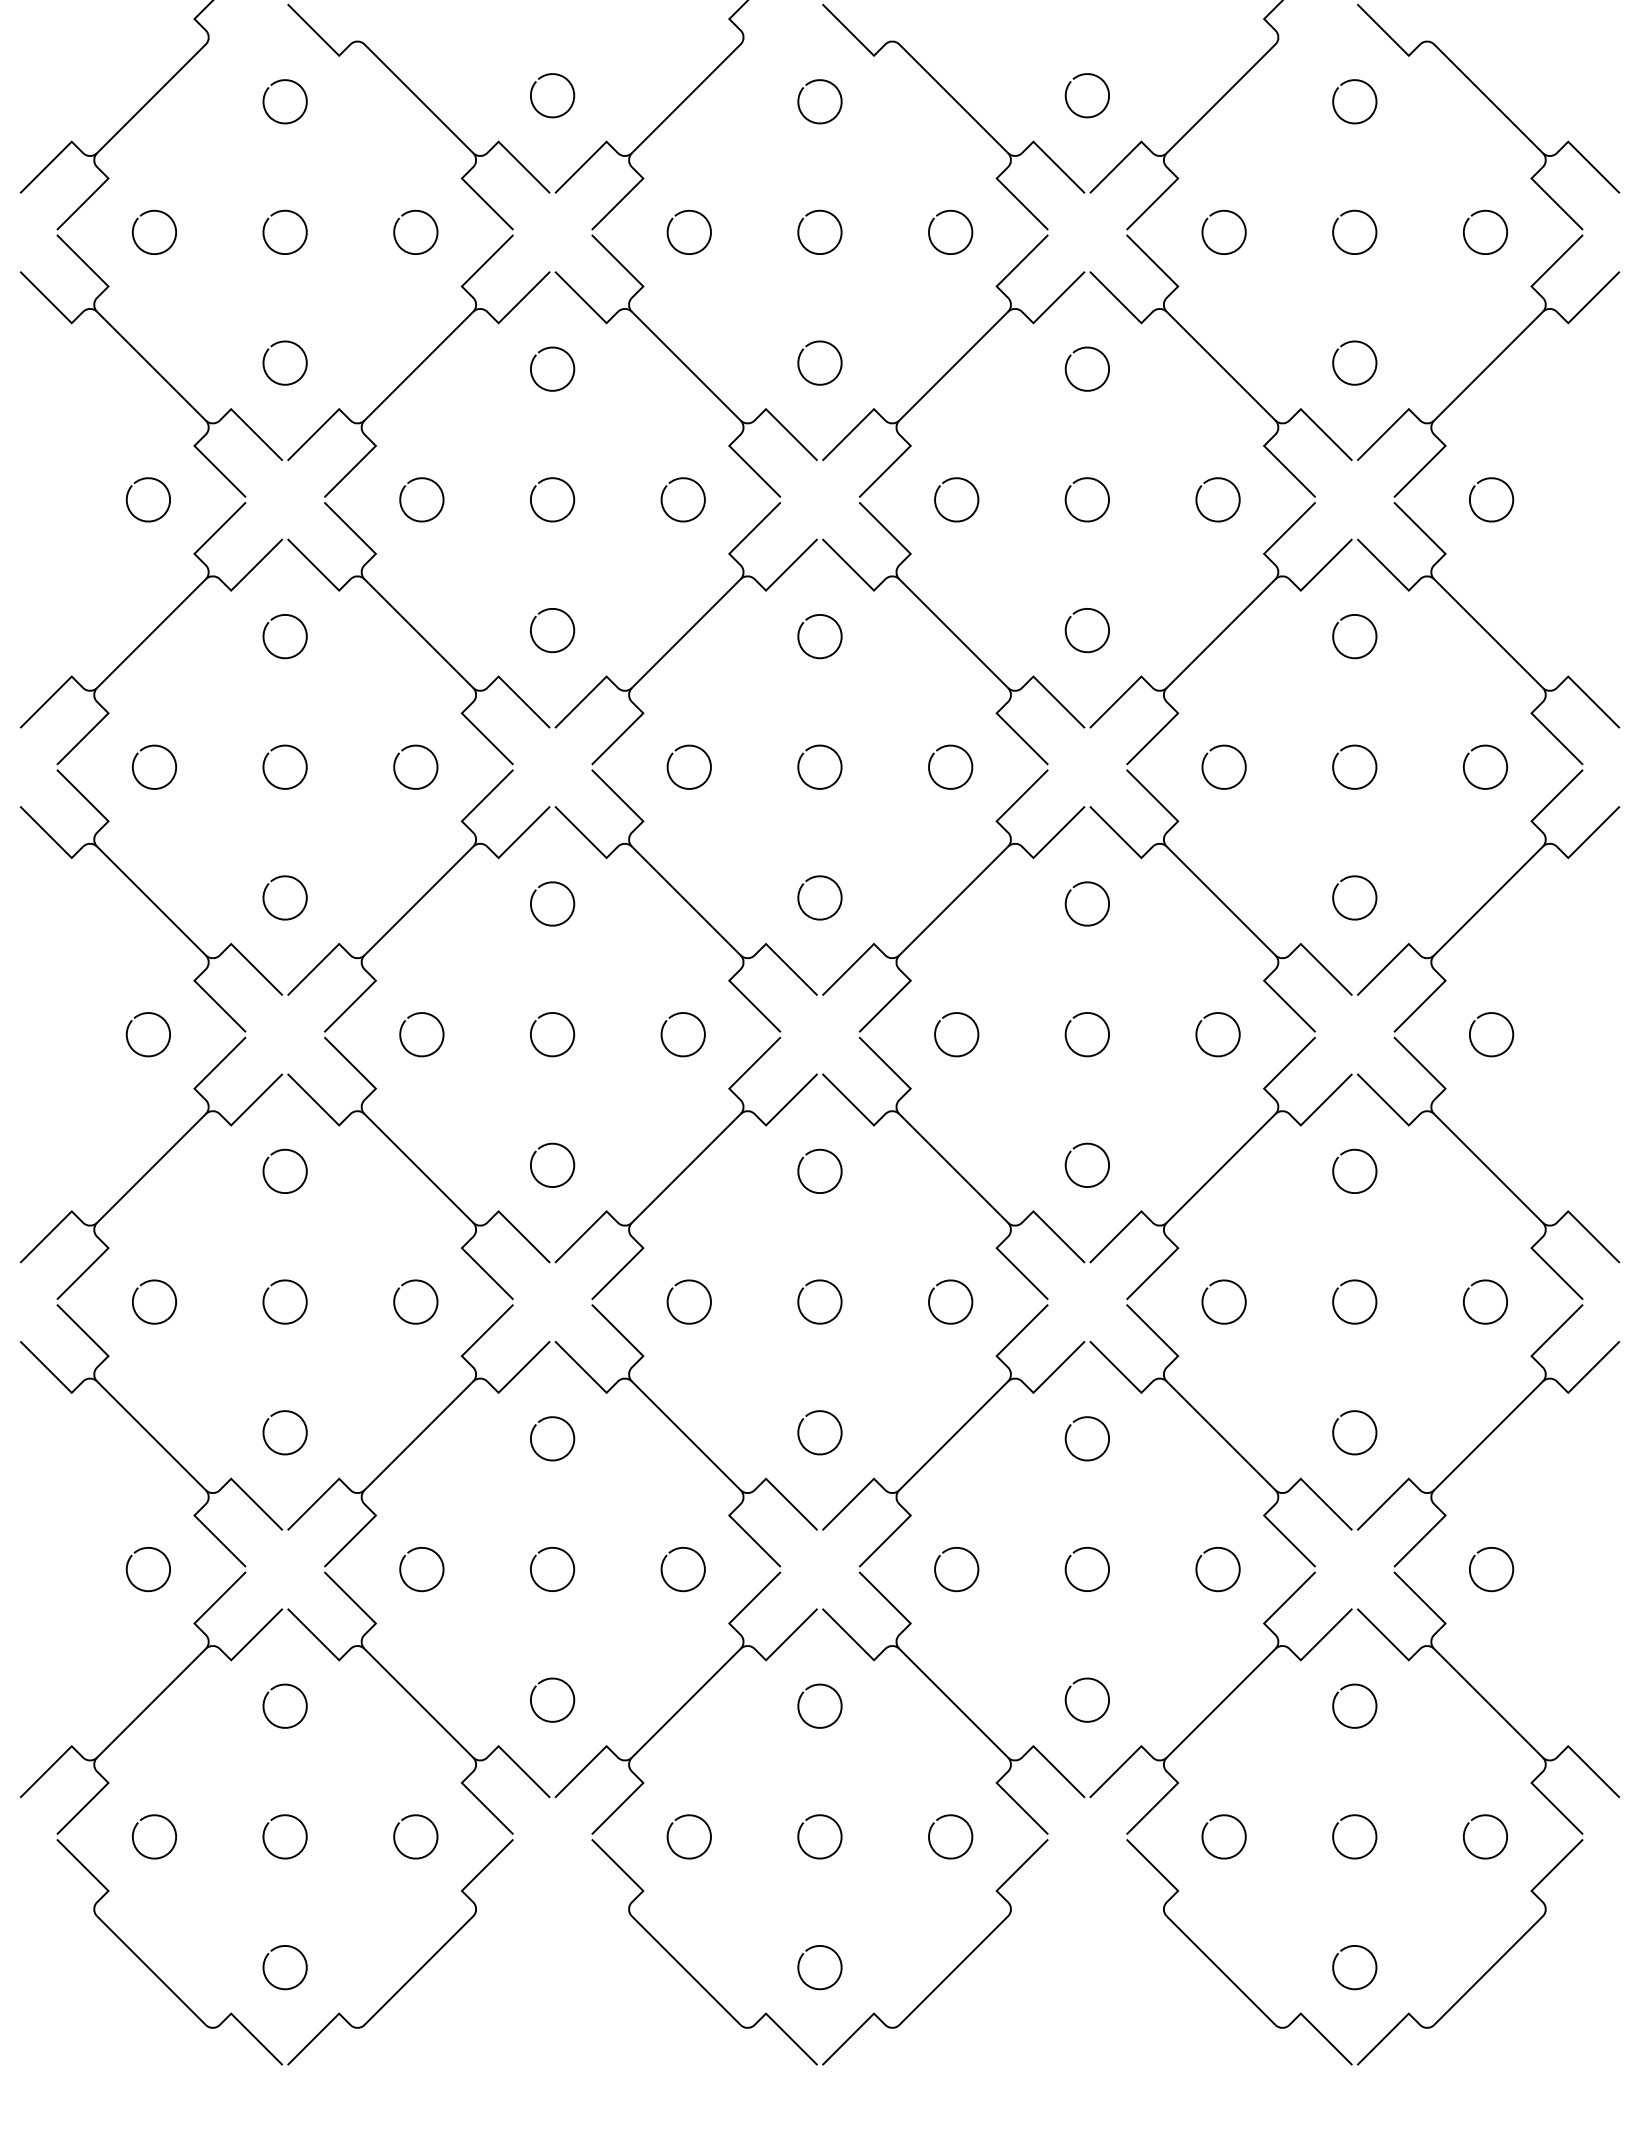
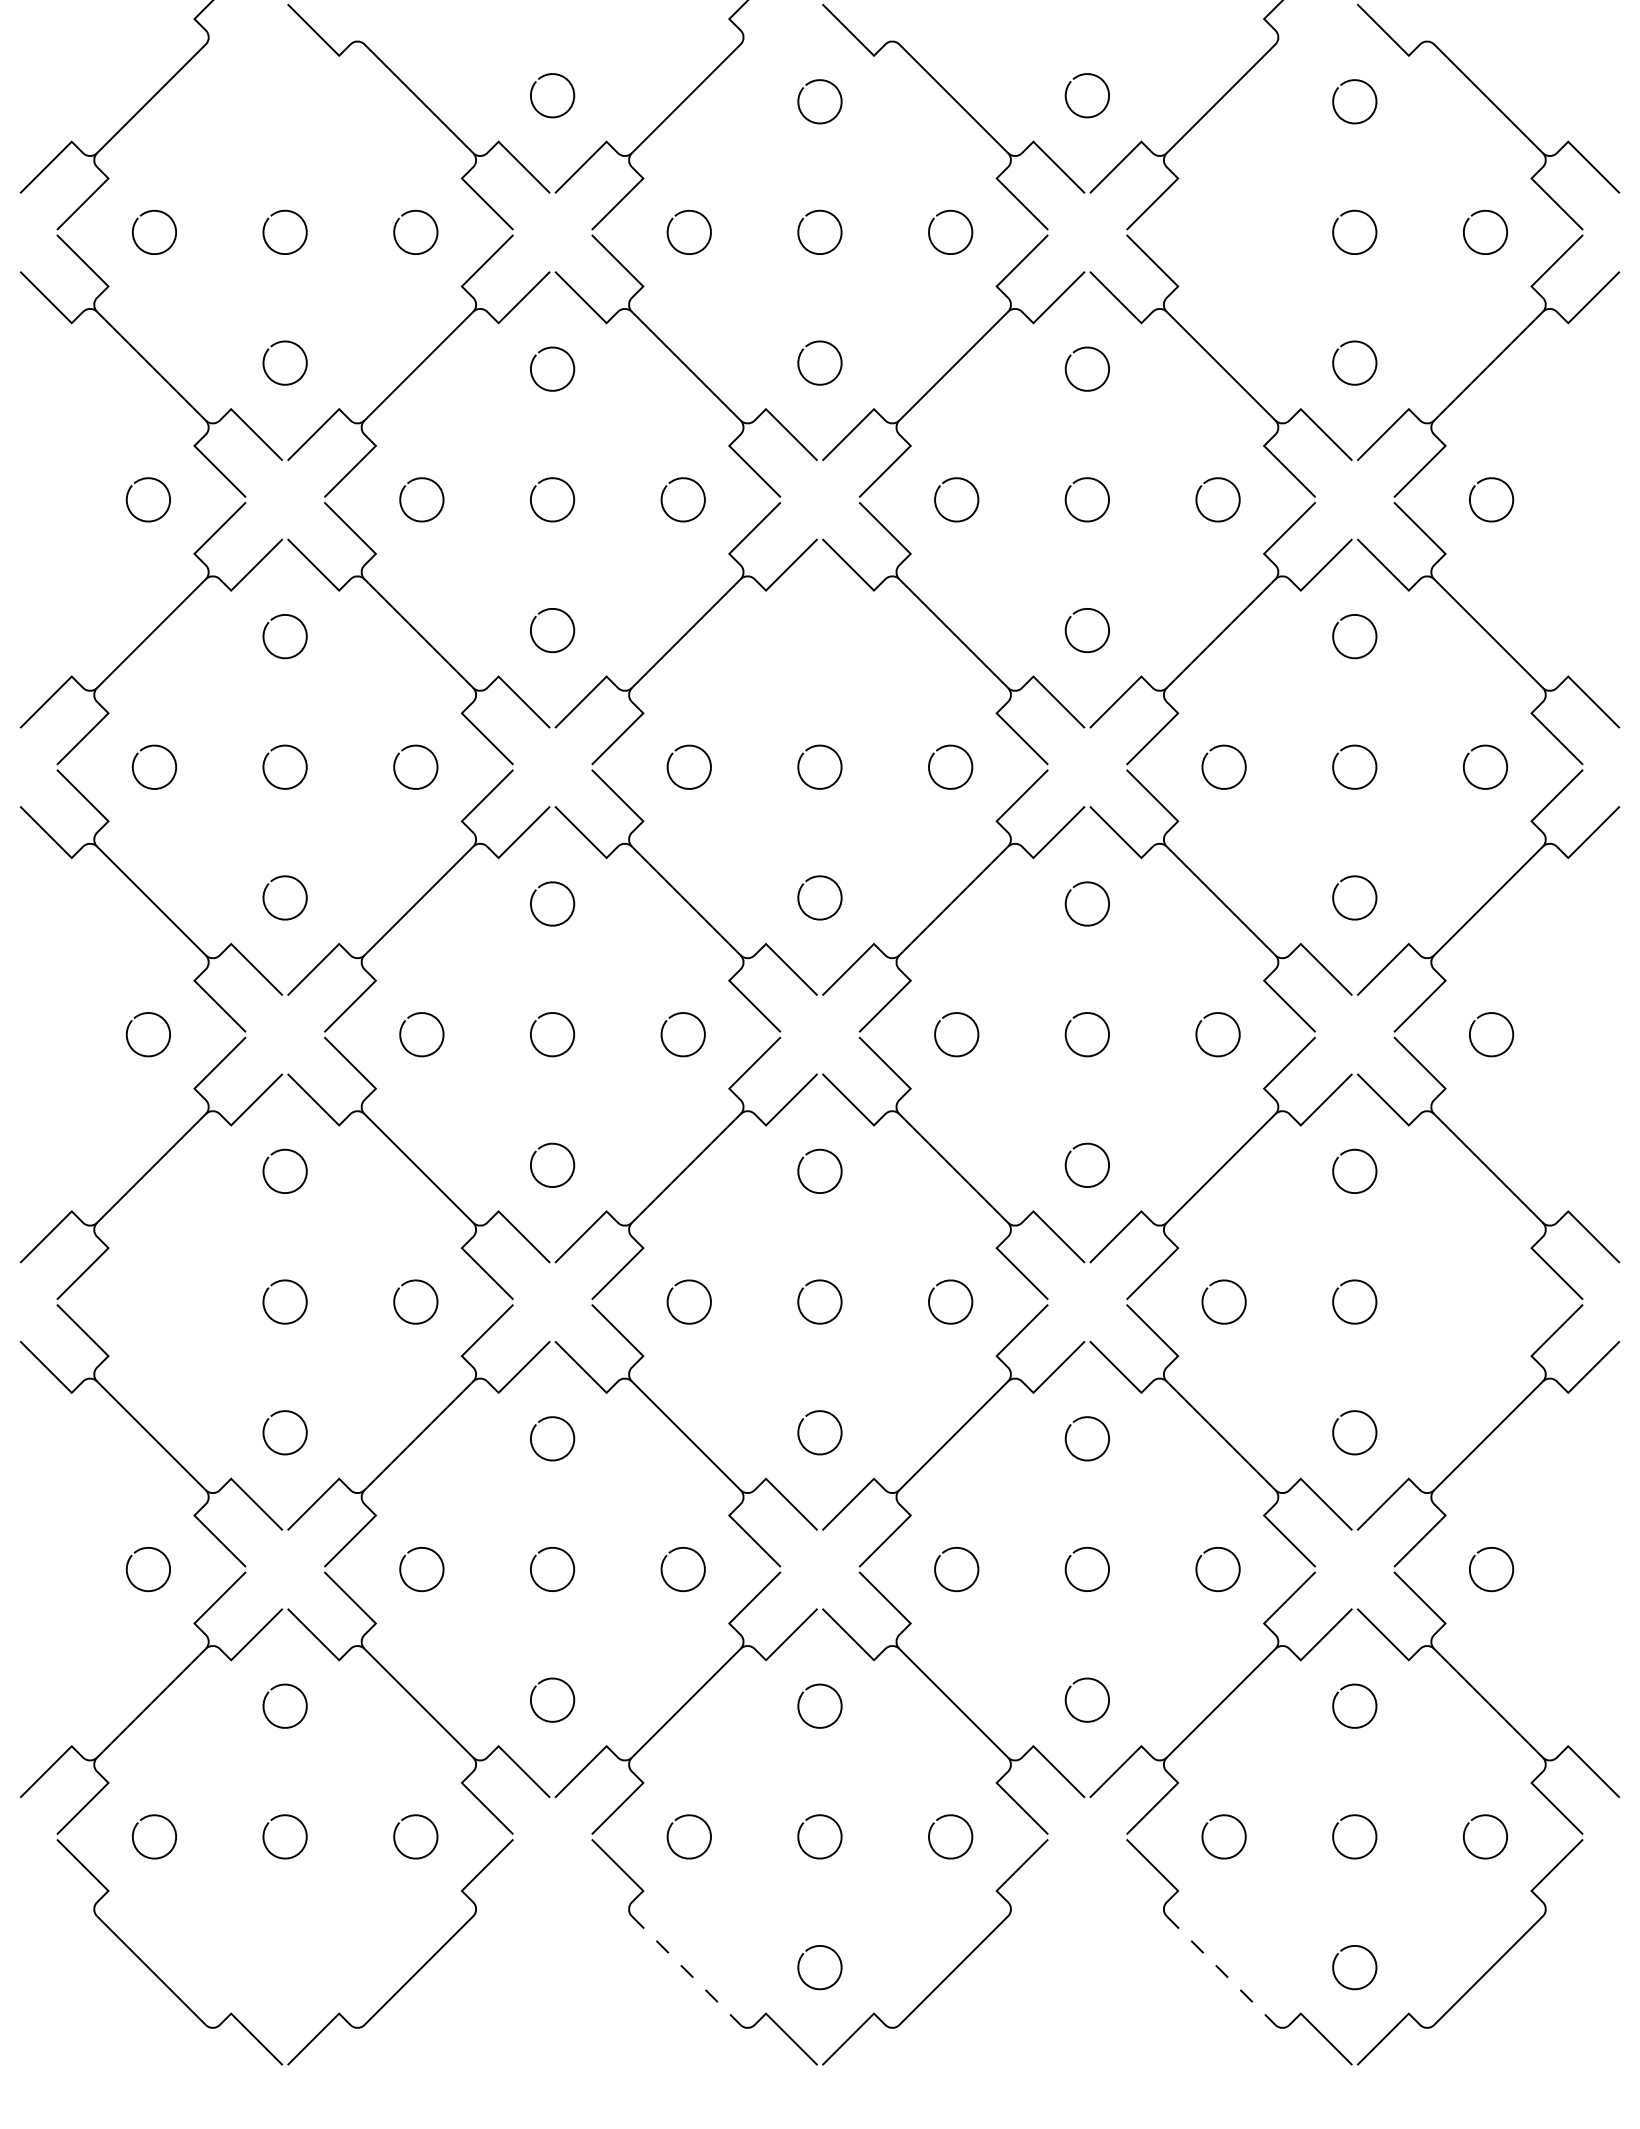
curve: present -> none (265, 96)
curve: present -> none (1211, 216)
curve: present -> none (800, 630)
curve: present -> none (148, 1282)
curve: present -> none (1479, 1282)
curve: present -> none (267, 1957)
line: solid -> dashed (686, 1970)
line: solid -> dashed (1221, 1970)
